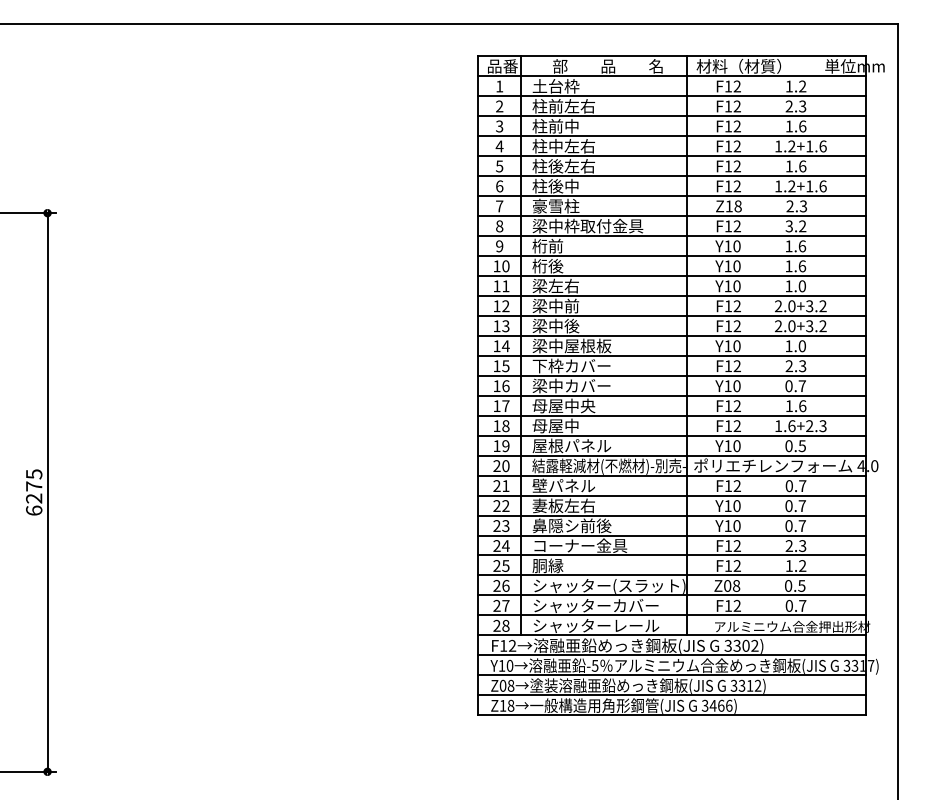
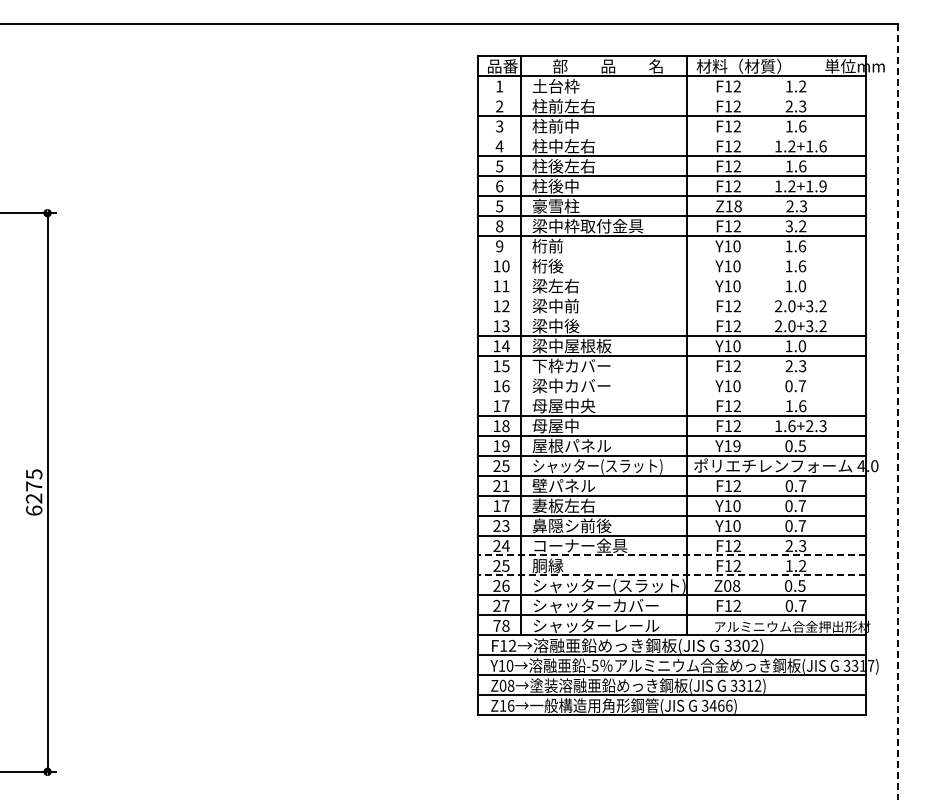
line: present -> none (672, 95)
line: present -> none (672, 135)
text: 1.2+1.6 -> 1.2+1.9 (822, 186)
text: 7 -> 5 (499, 206)
line: present -> none (672, 255)
line: present -> none (672, 275)
line: present -> none (672, 295)
line: present -> none (672, 315)
line: present -> none (672, 375)
line: present -> none (672, 395)
line: solid -> dashed (898, 411)
text: Y10 -> Y19 (736, 446)
text: 20 -> 25 (505, 465)
text: 結露軽減材(不燃材)-別売- -> シャッター(スラット) (608, 466)
text: 22 -> 17 (501, 505)
line: solid -> dashed (672, 555)
line: solid -> dashed (672, 575)
text: 28 -> 78 (496, 625)
text: Z18 -> Z16 (510, 705)
